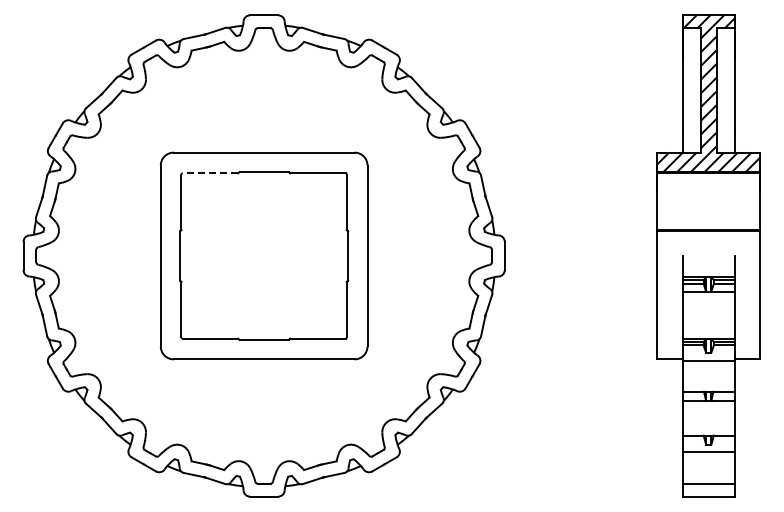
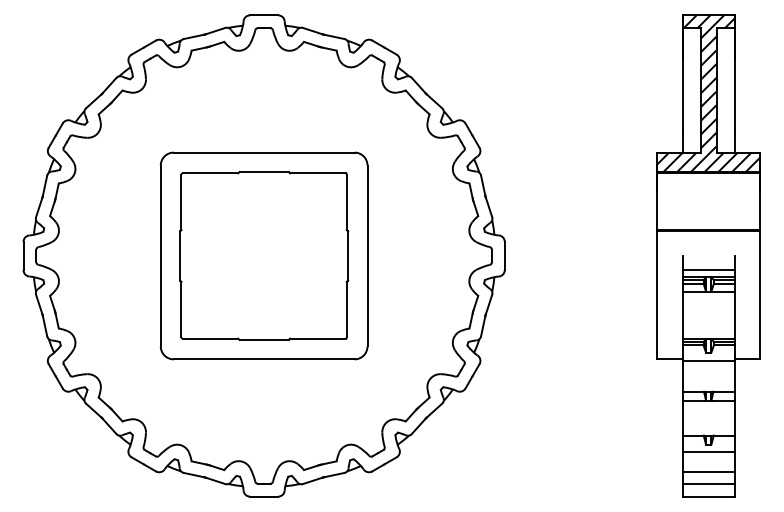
line: dashed -> solid (210, 173)
line: none -> present (708, 270)
line: none -> present (708, 472)
